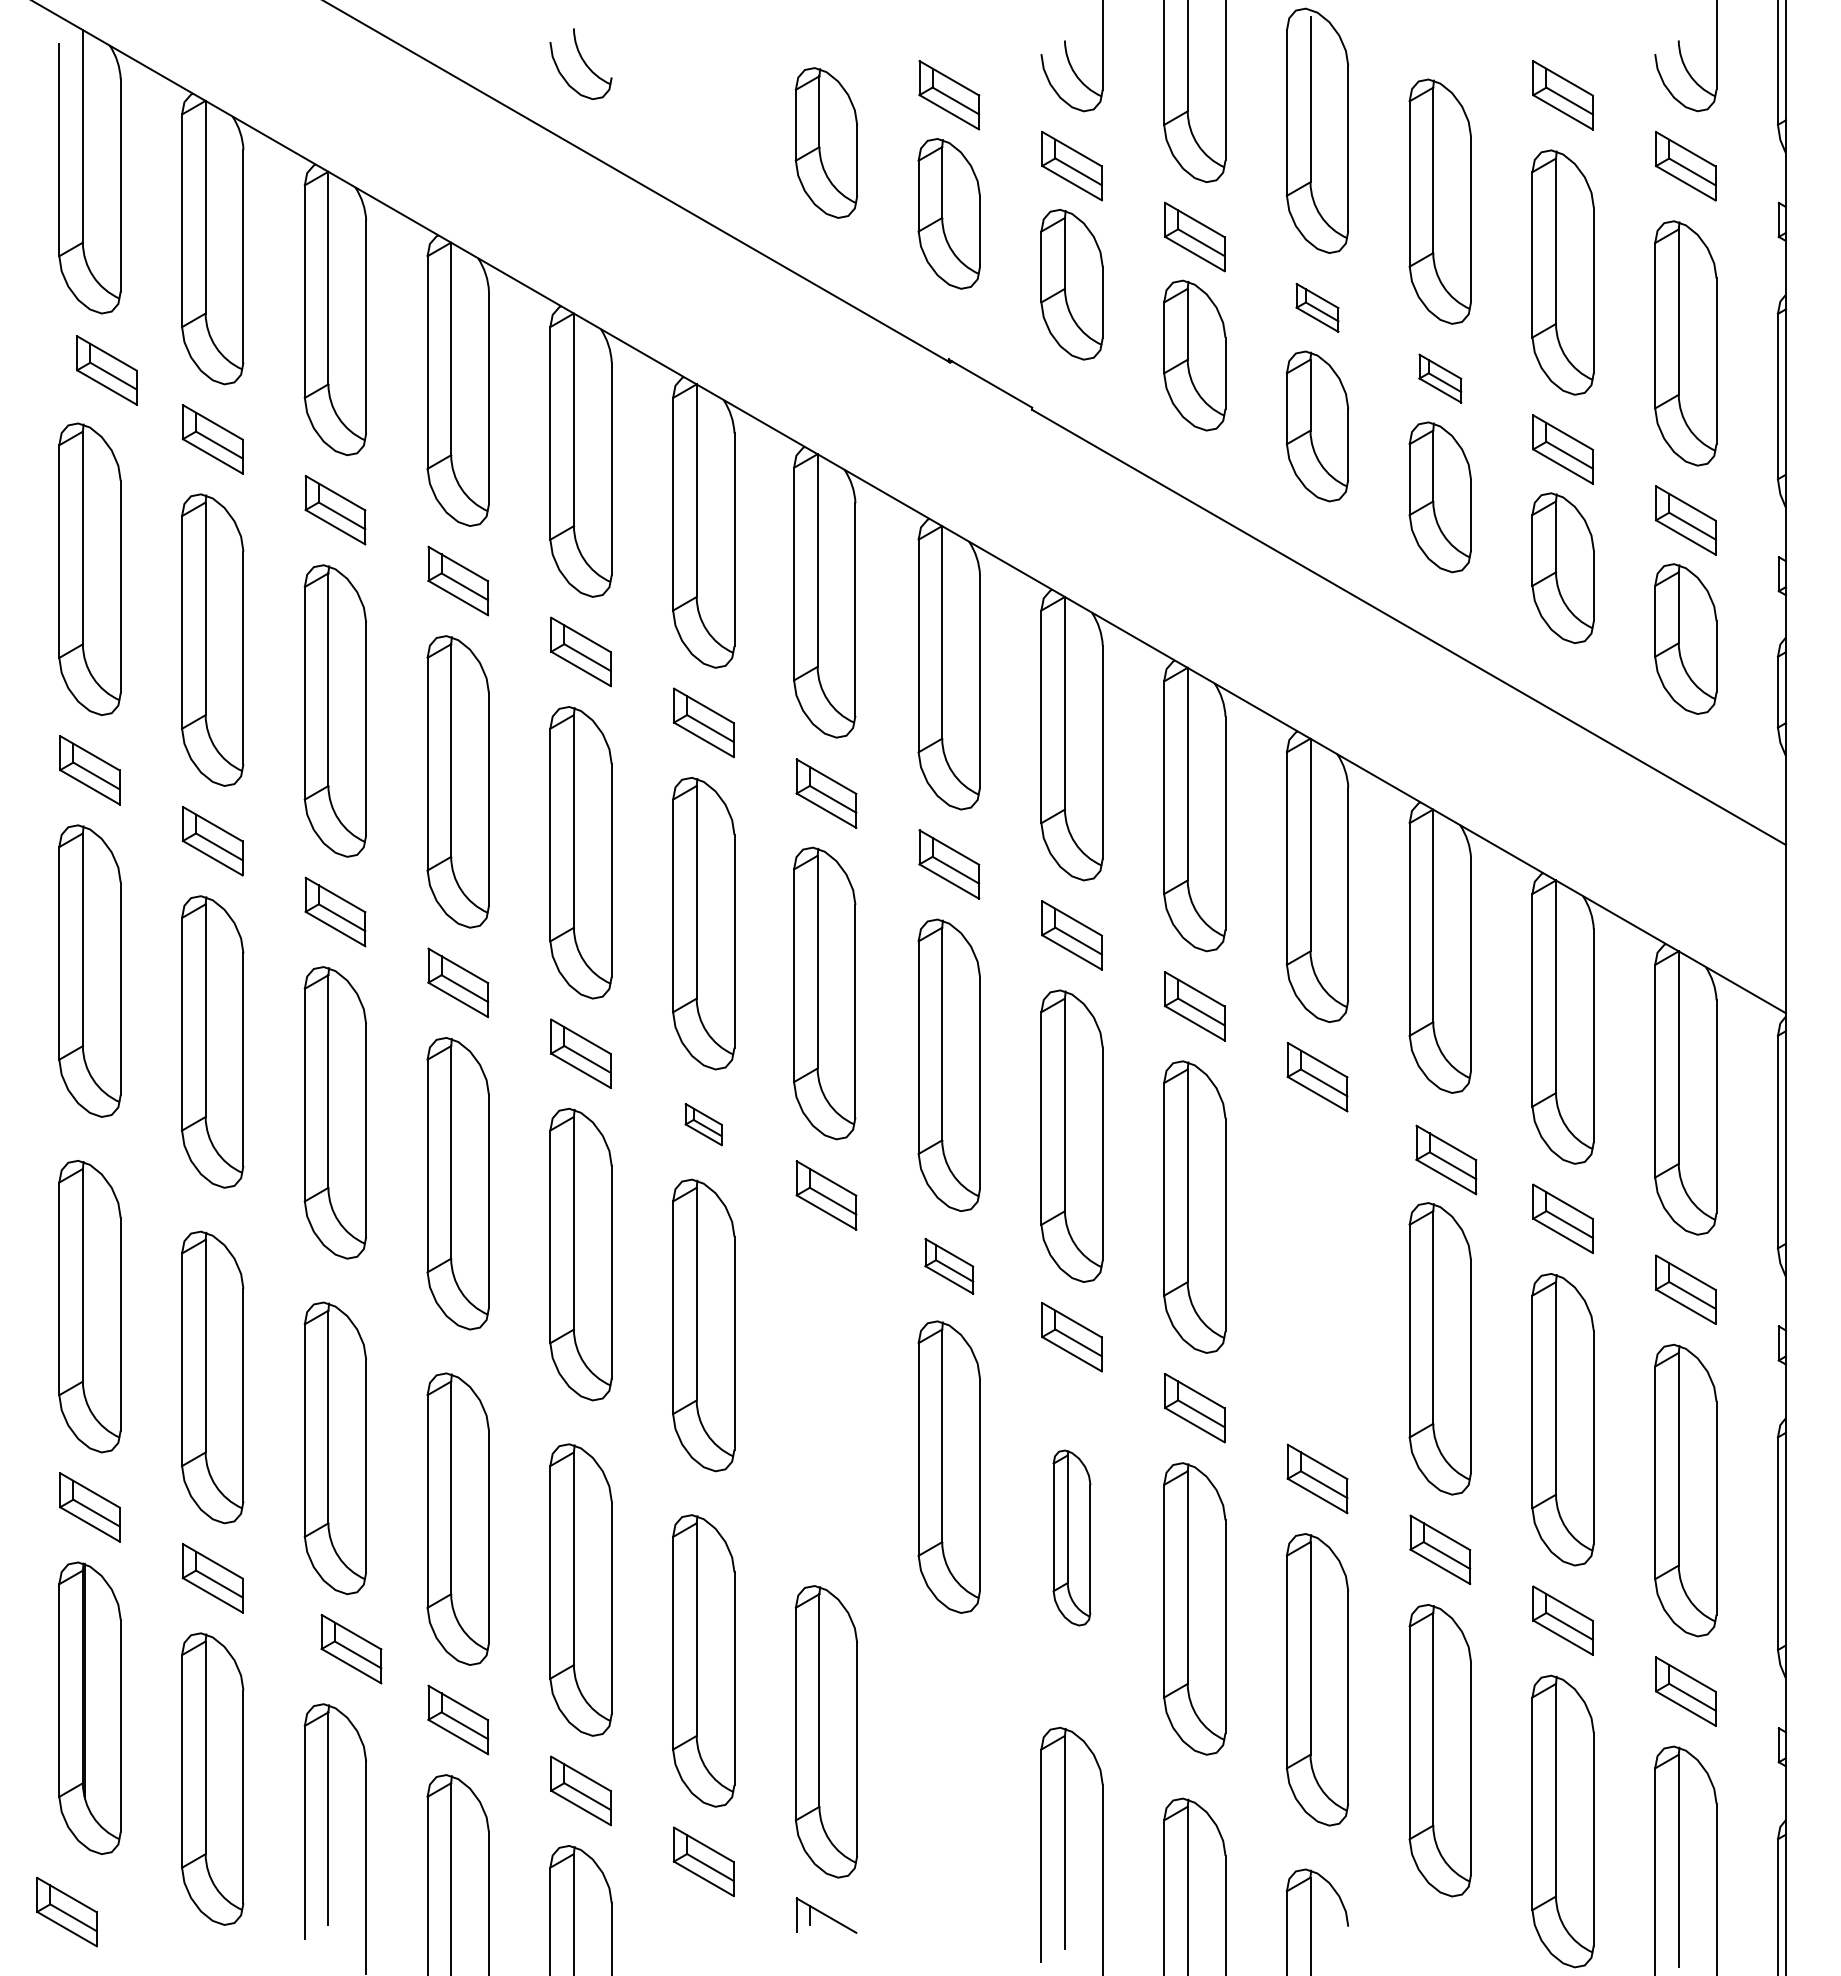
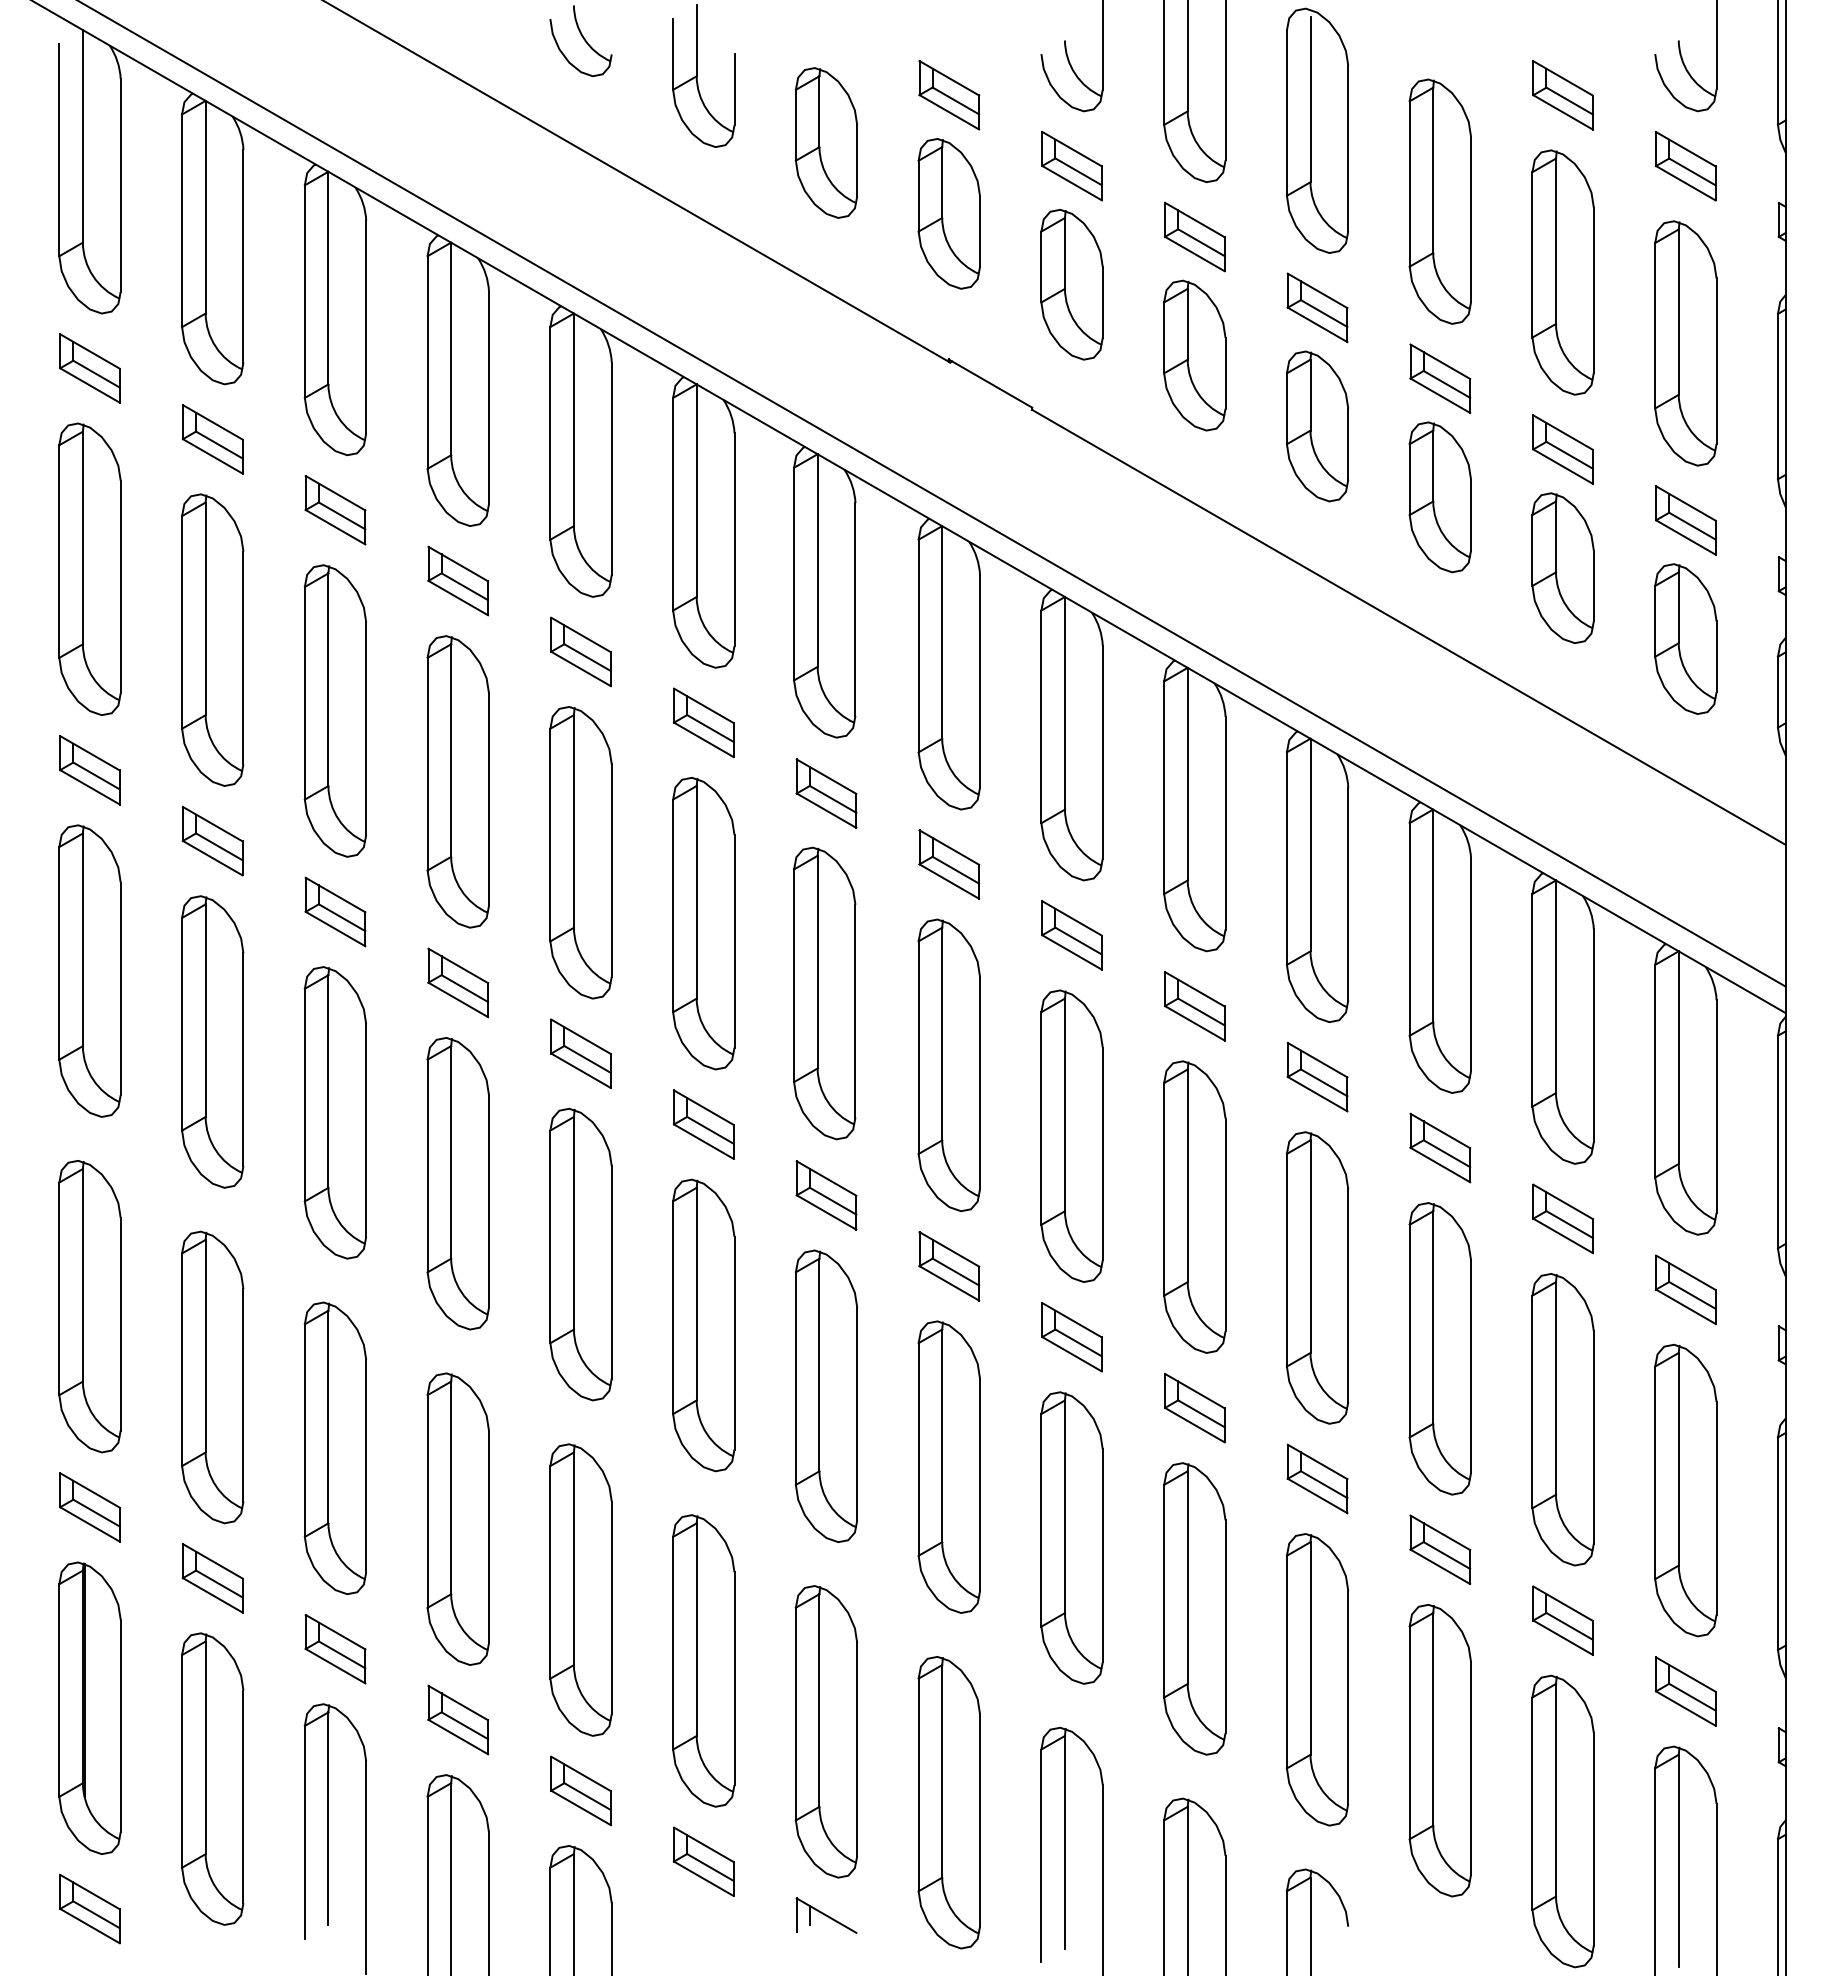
part position: (580, 64) -> (580, 41) (580, 41)
part: none -> present (703, 75)
part size: 45x51 px -> 63x72 px (1317, 307)
part position: (106, 370) -> (89, 368) (89, 368)
part size: 45x51 px -> 63x71 px (1440, 378)
line: none -> present (932, 494)
part size: 39x44 px -> 63x71 px (703, 1124)
part position: (1446, 1159) -> (1440, 1147) (1440, 1147)
part size: 51x57 px -> 63x71 px (949, 1266)
part: none -> present (1317, 1277)
part: none -> present (825, 1395)
part size: 40x178 px -> 64x294 px (1071, 1537)
part position: (351, 1648) -> (335, 1648) (335, 1648)
part: none -> present (948, 1802)
part position: (66, 1912) -> (89, 1909) (89, 1909)
